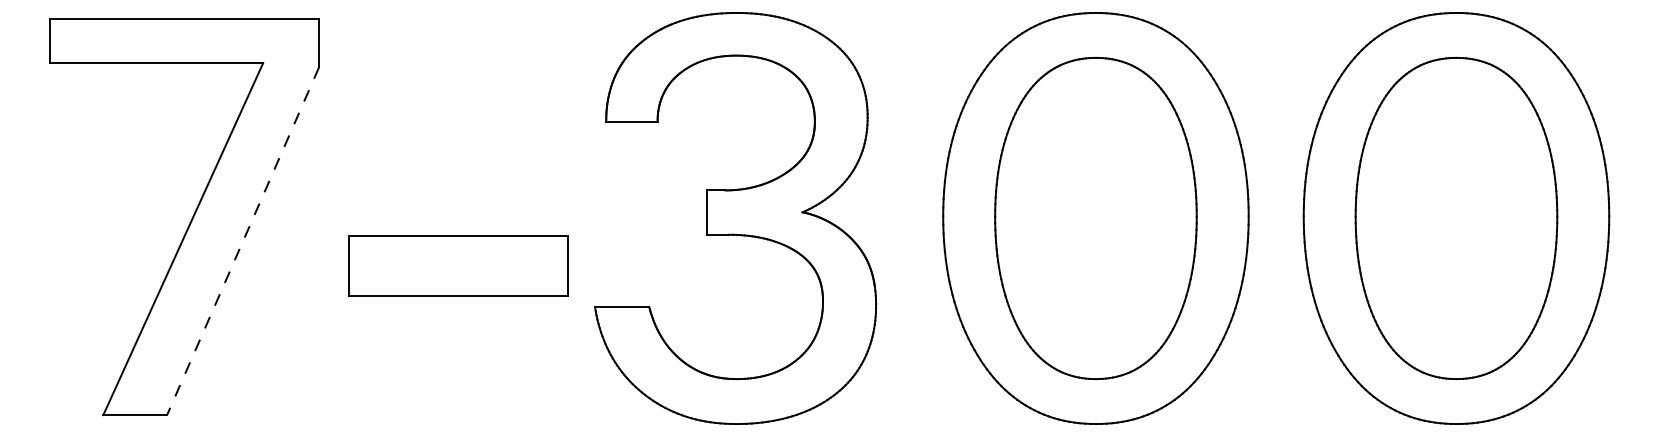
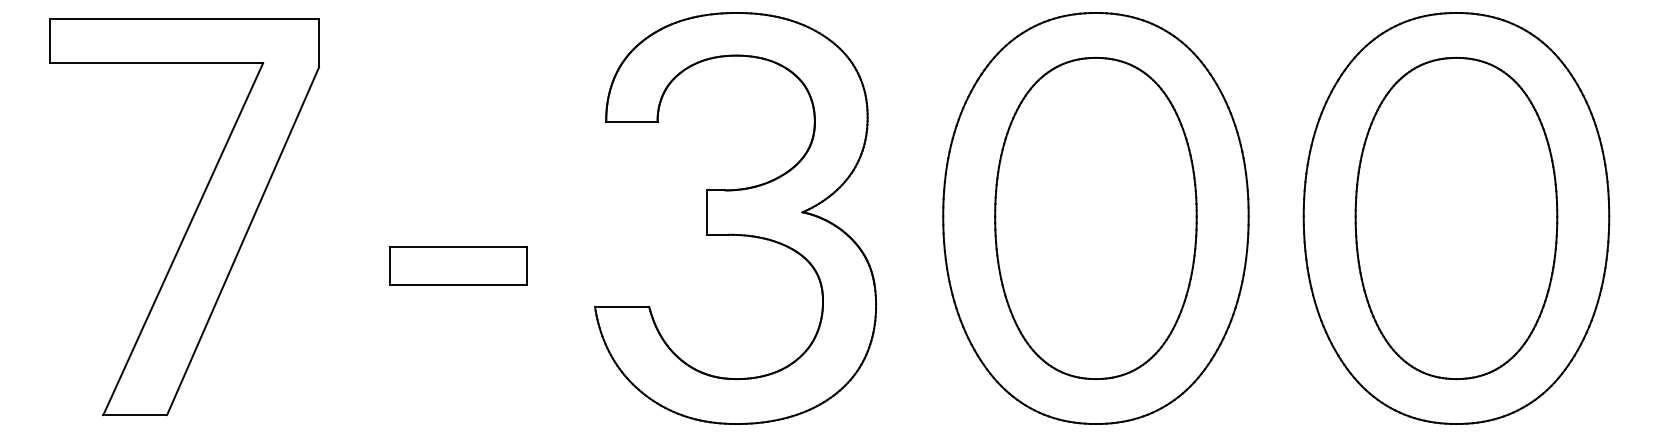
line: dashed -> solid (243, 241)
part size: 221x62 px -> 139x40 px (458, 265)
